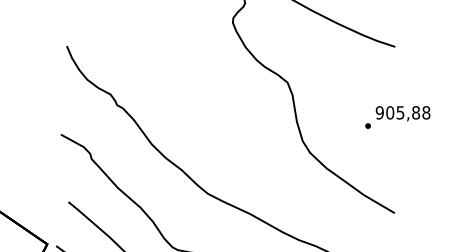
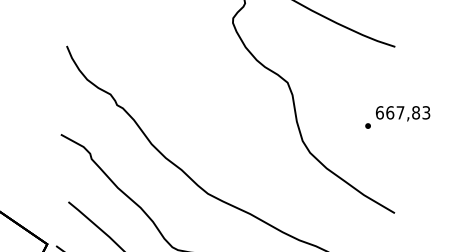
text: 905,88 -> 667,83 (402, 112)
